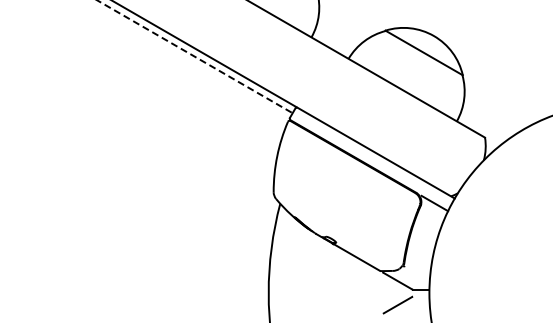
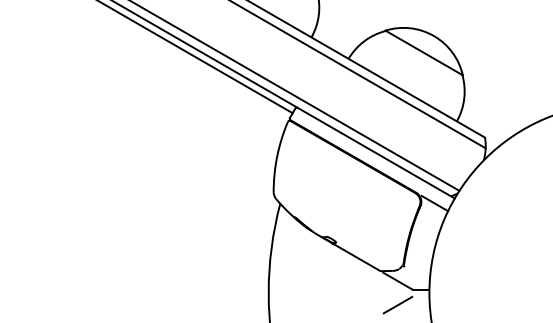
line: dashed -> solid (194, 56)
line: none -> present (358, 75)
line: none -> present (295, 96)
